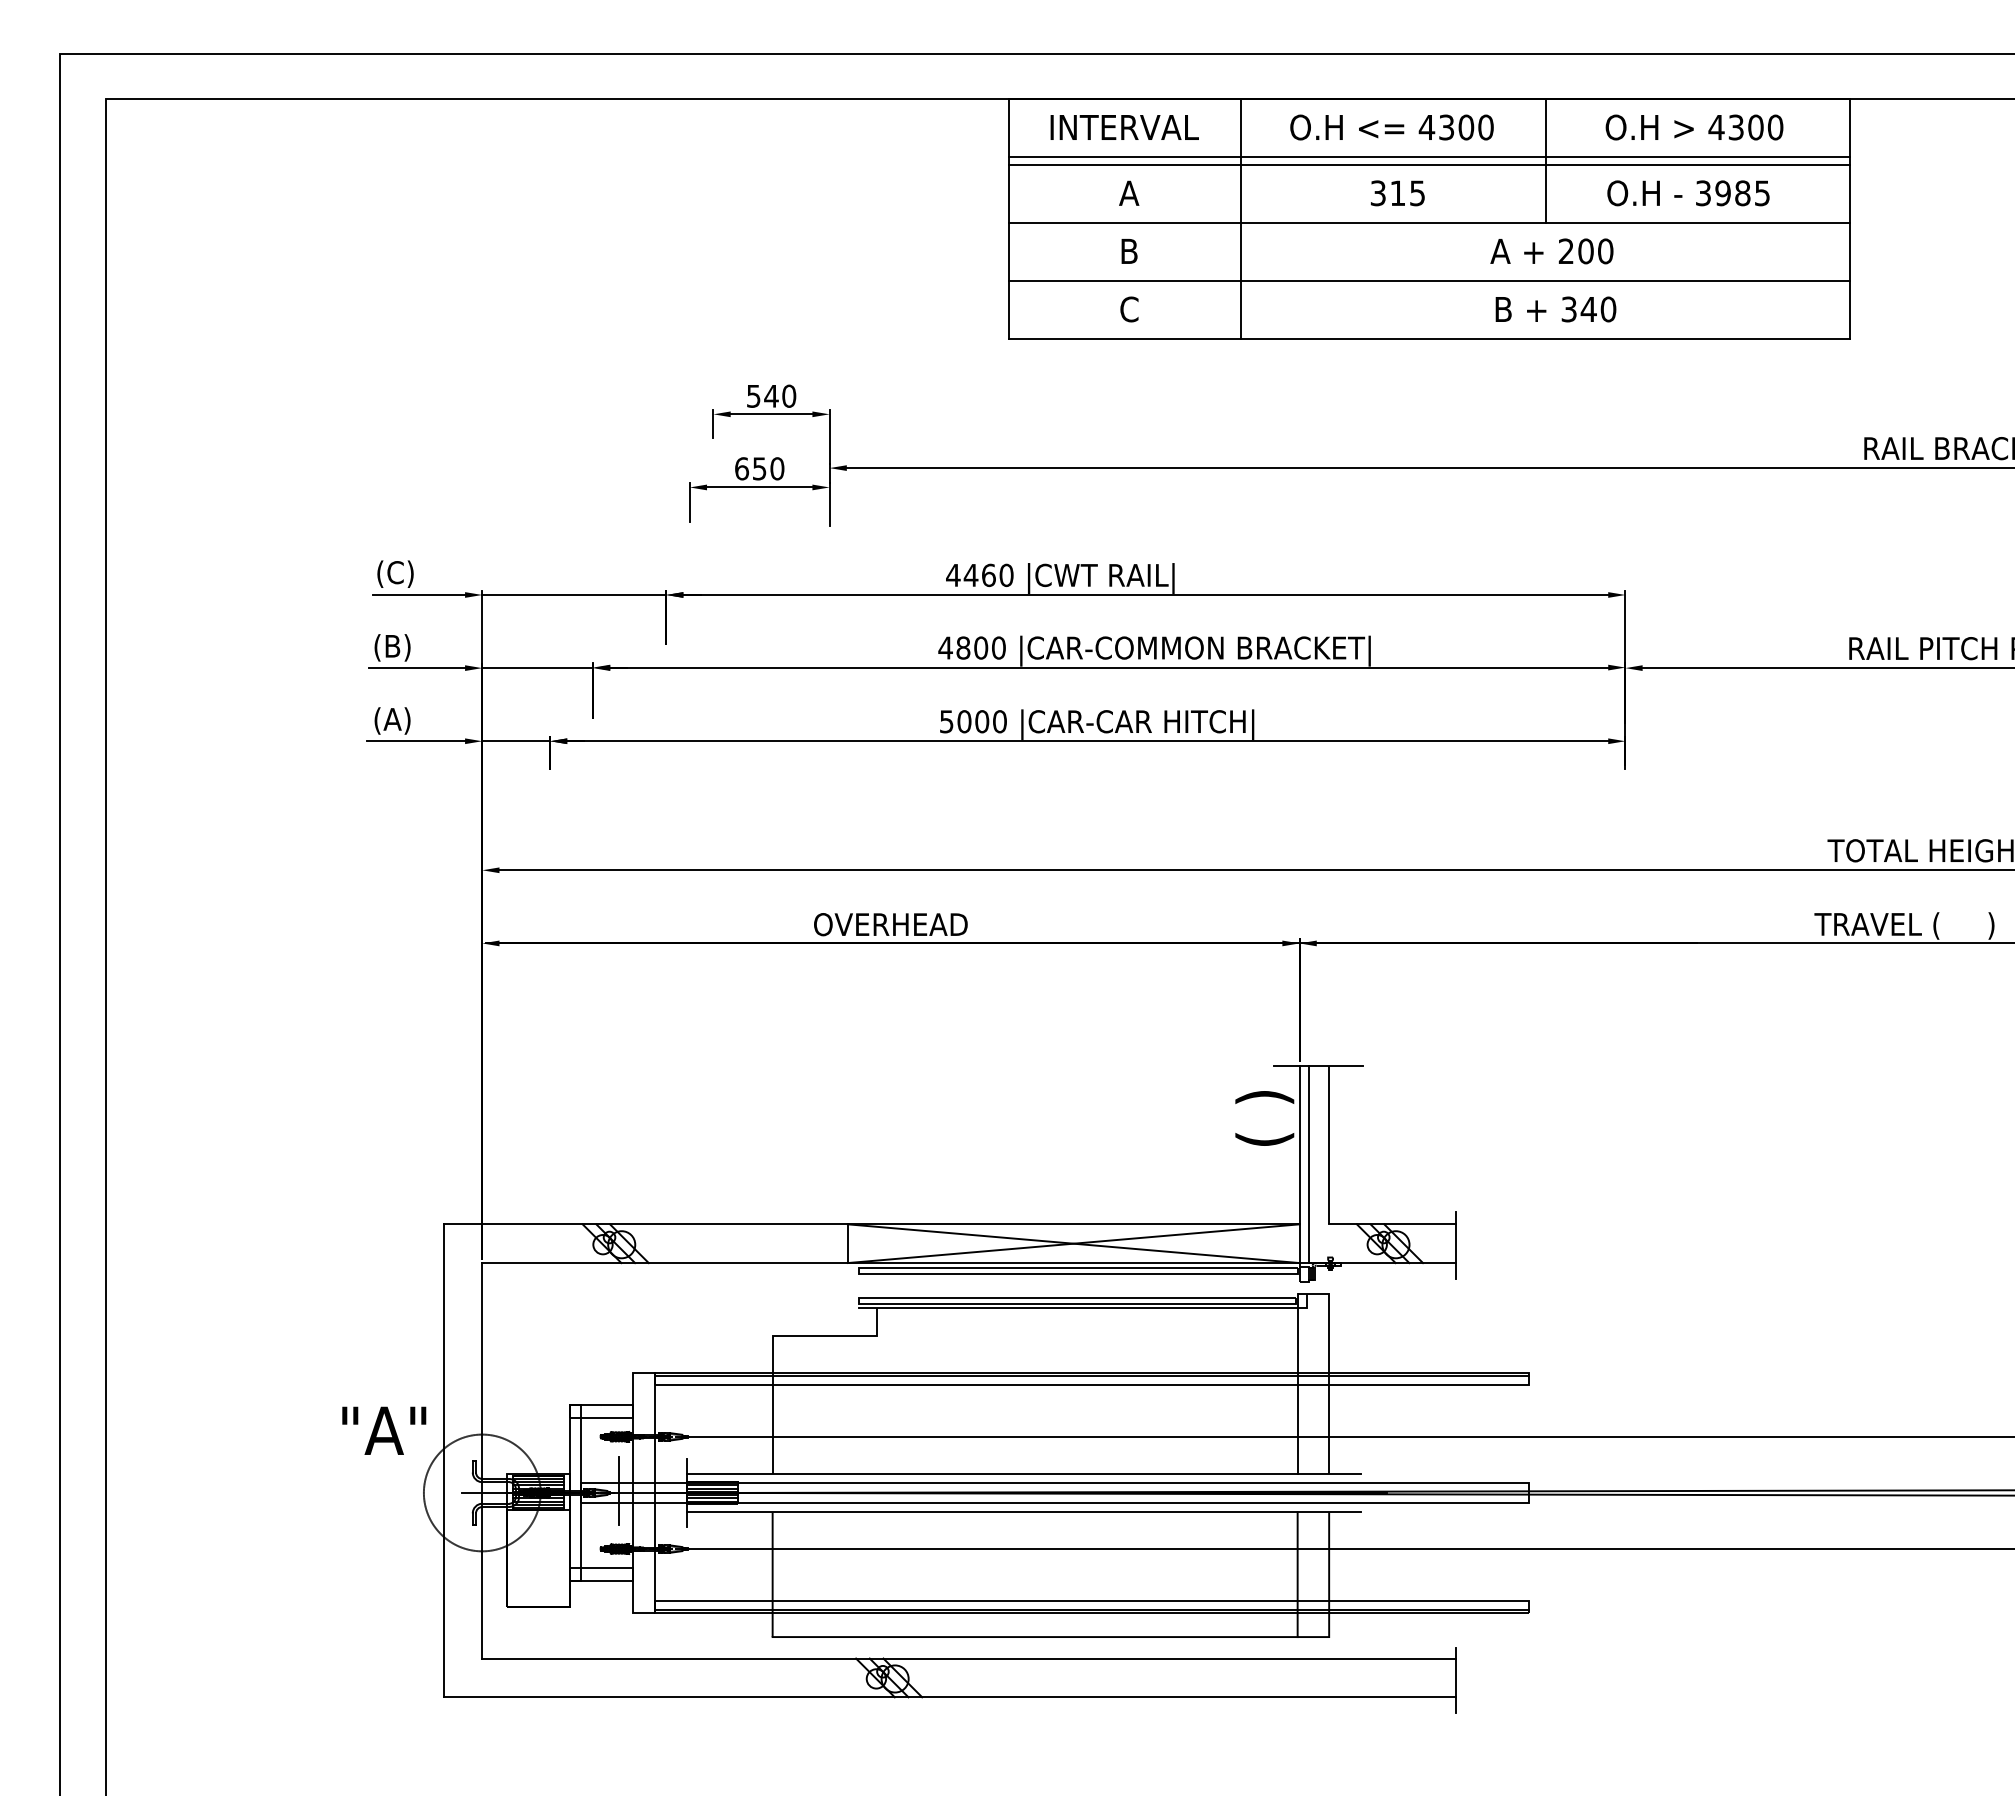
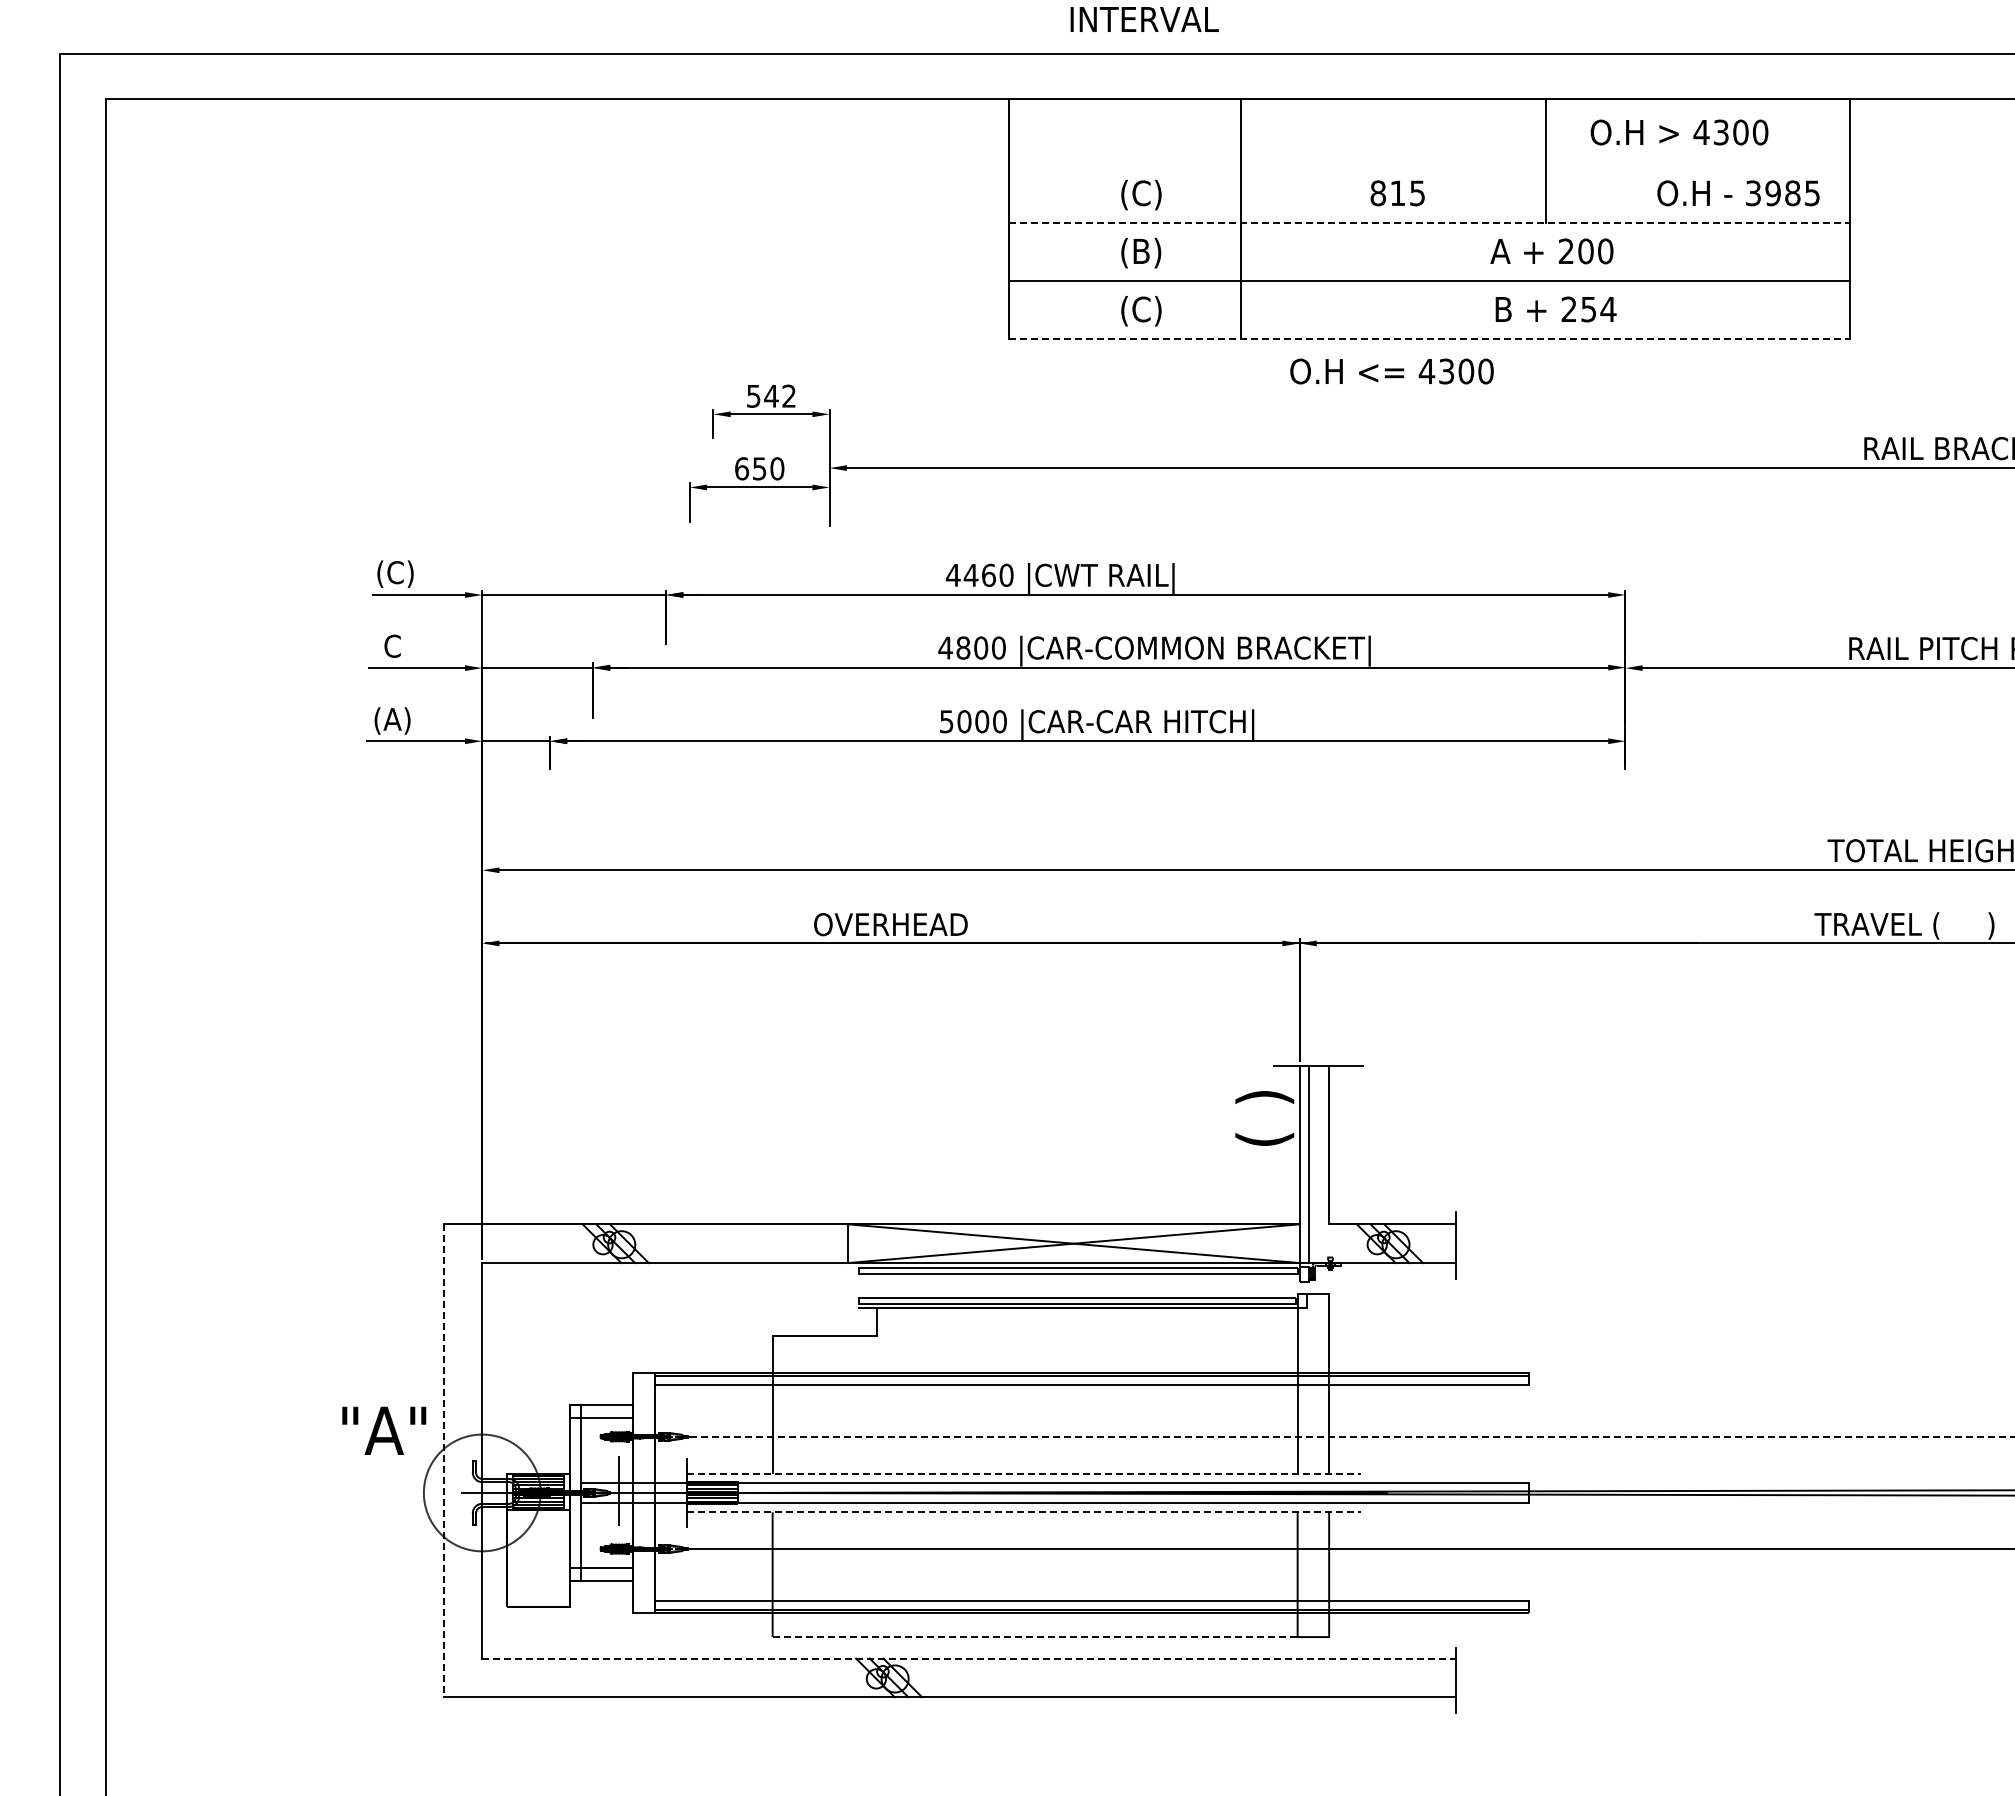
text position: (1124, 127) -> (1144, 19) (1144, 19)
text position: (1391, 127) -> (1391, 371) (1391, 371)
text position: (1694, 127) -> (1679, 132) (1679, 132)
line: present -> none (1428, 157)
line: present -> none (1428, 165)
text: 315 -> 815 (1377, 193)
text position: (1688, 193) -> (1738, 193) (1738, 193)
text: A -> (C) (1140, 194)
line: solid -> dashed (1429, 223)
text: B -> (B) (1141, 252)
text: 340 -> 254 (1588, 309)
text: C -> (C) (1140, 311)
line: solid -> dashed (1429, 339)
text: 540 -> 542 (789, 395)
text: (B) -> C (392, 647)
line: solid -> dashed (1352, 1436)
line: solid -> dashed (443, 1461)
line: solid -> dashed (1023, 1473)
line: solid -> dashed (1023, 1512)
line: solid -> dashed (1035, 1637)
line: solid -> dashed (969, 1658)
